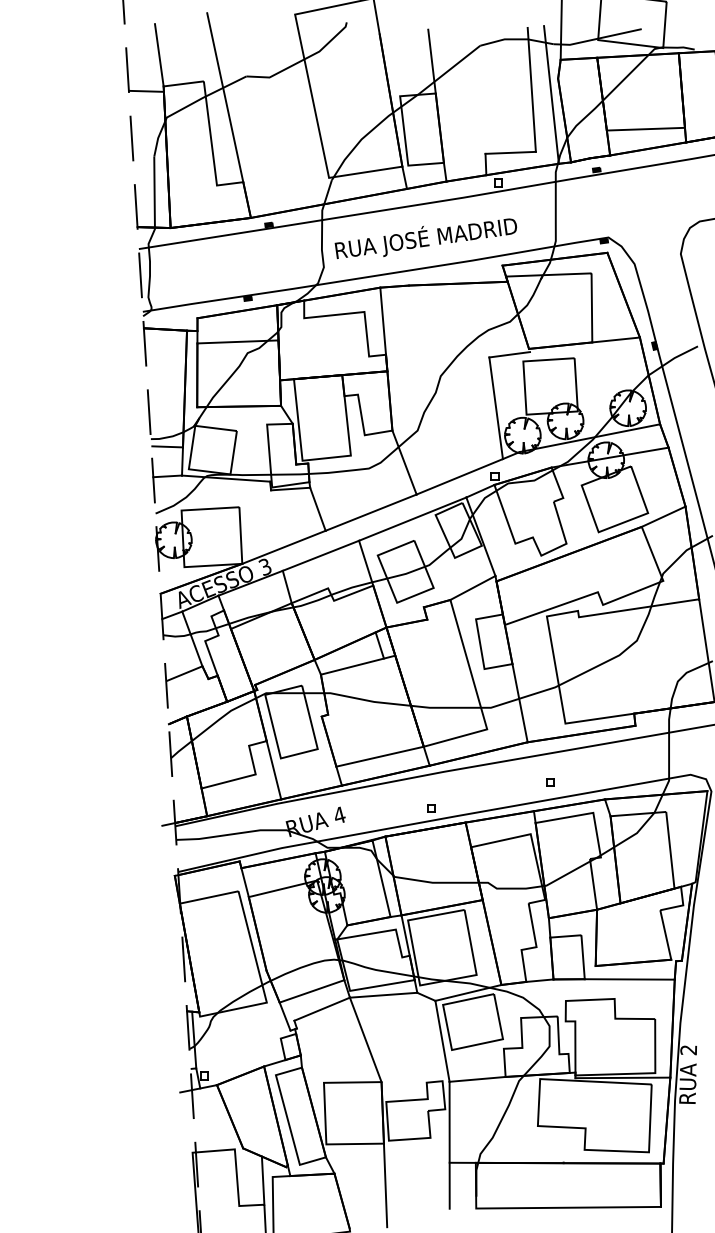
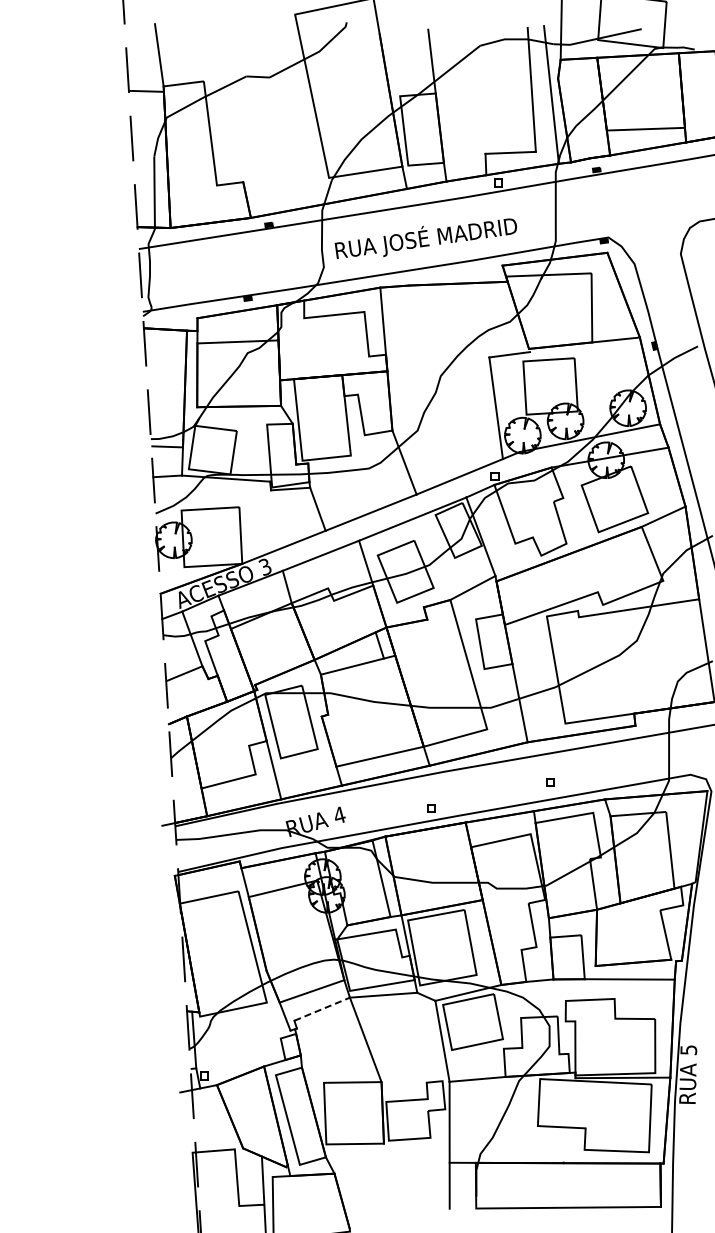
line: present -> none (225, 97)
line: solid -> dashed (322, 1009)
text: 2 -> 5 (688, 1050)
line: present -> none (385, 1185)
